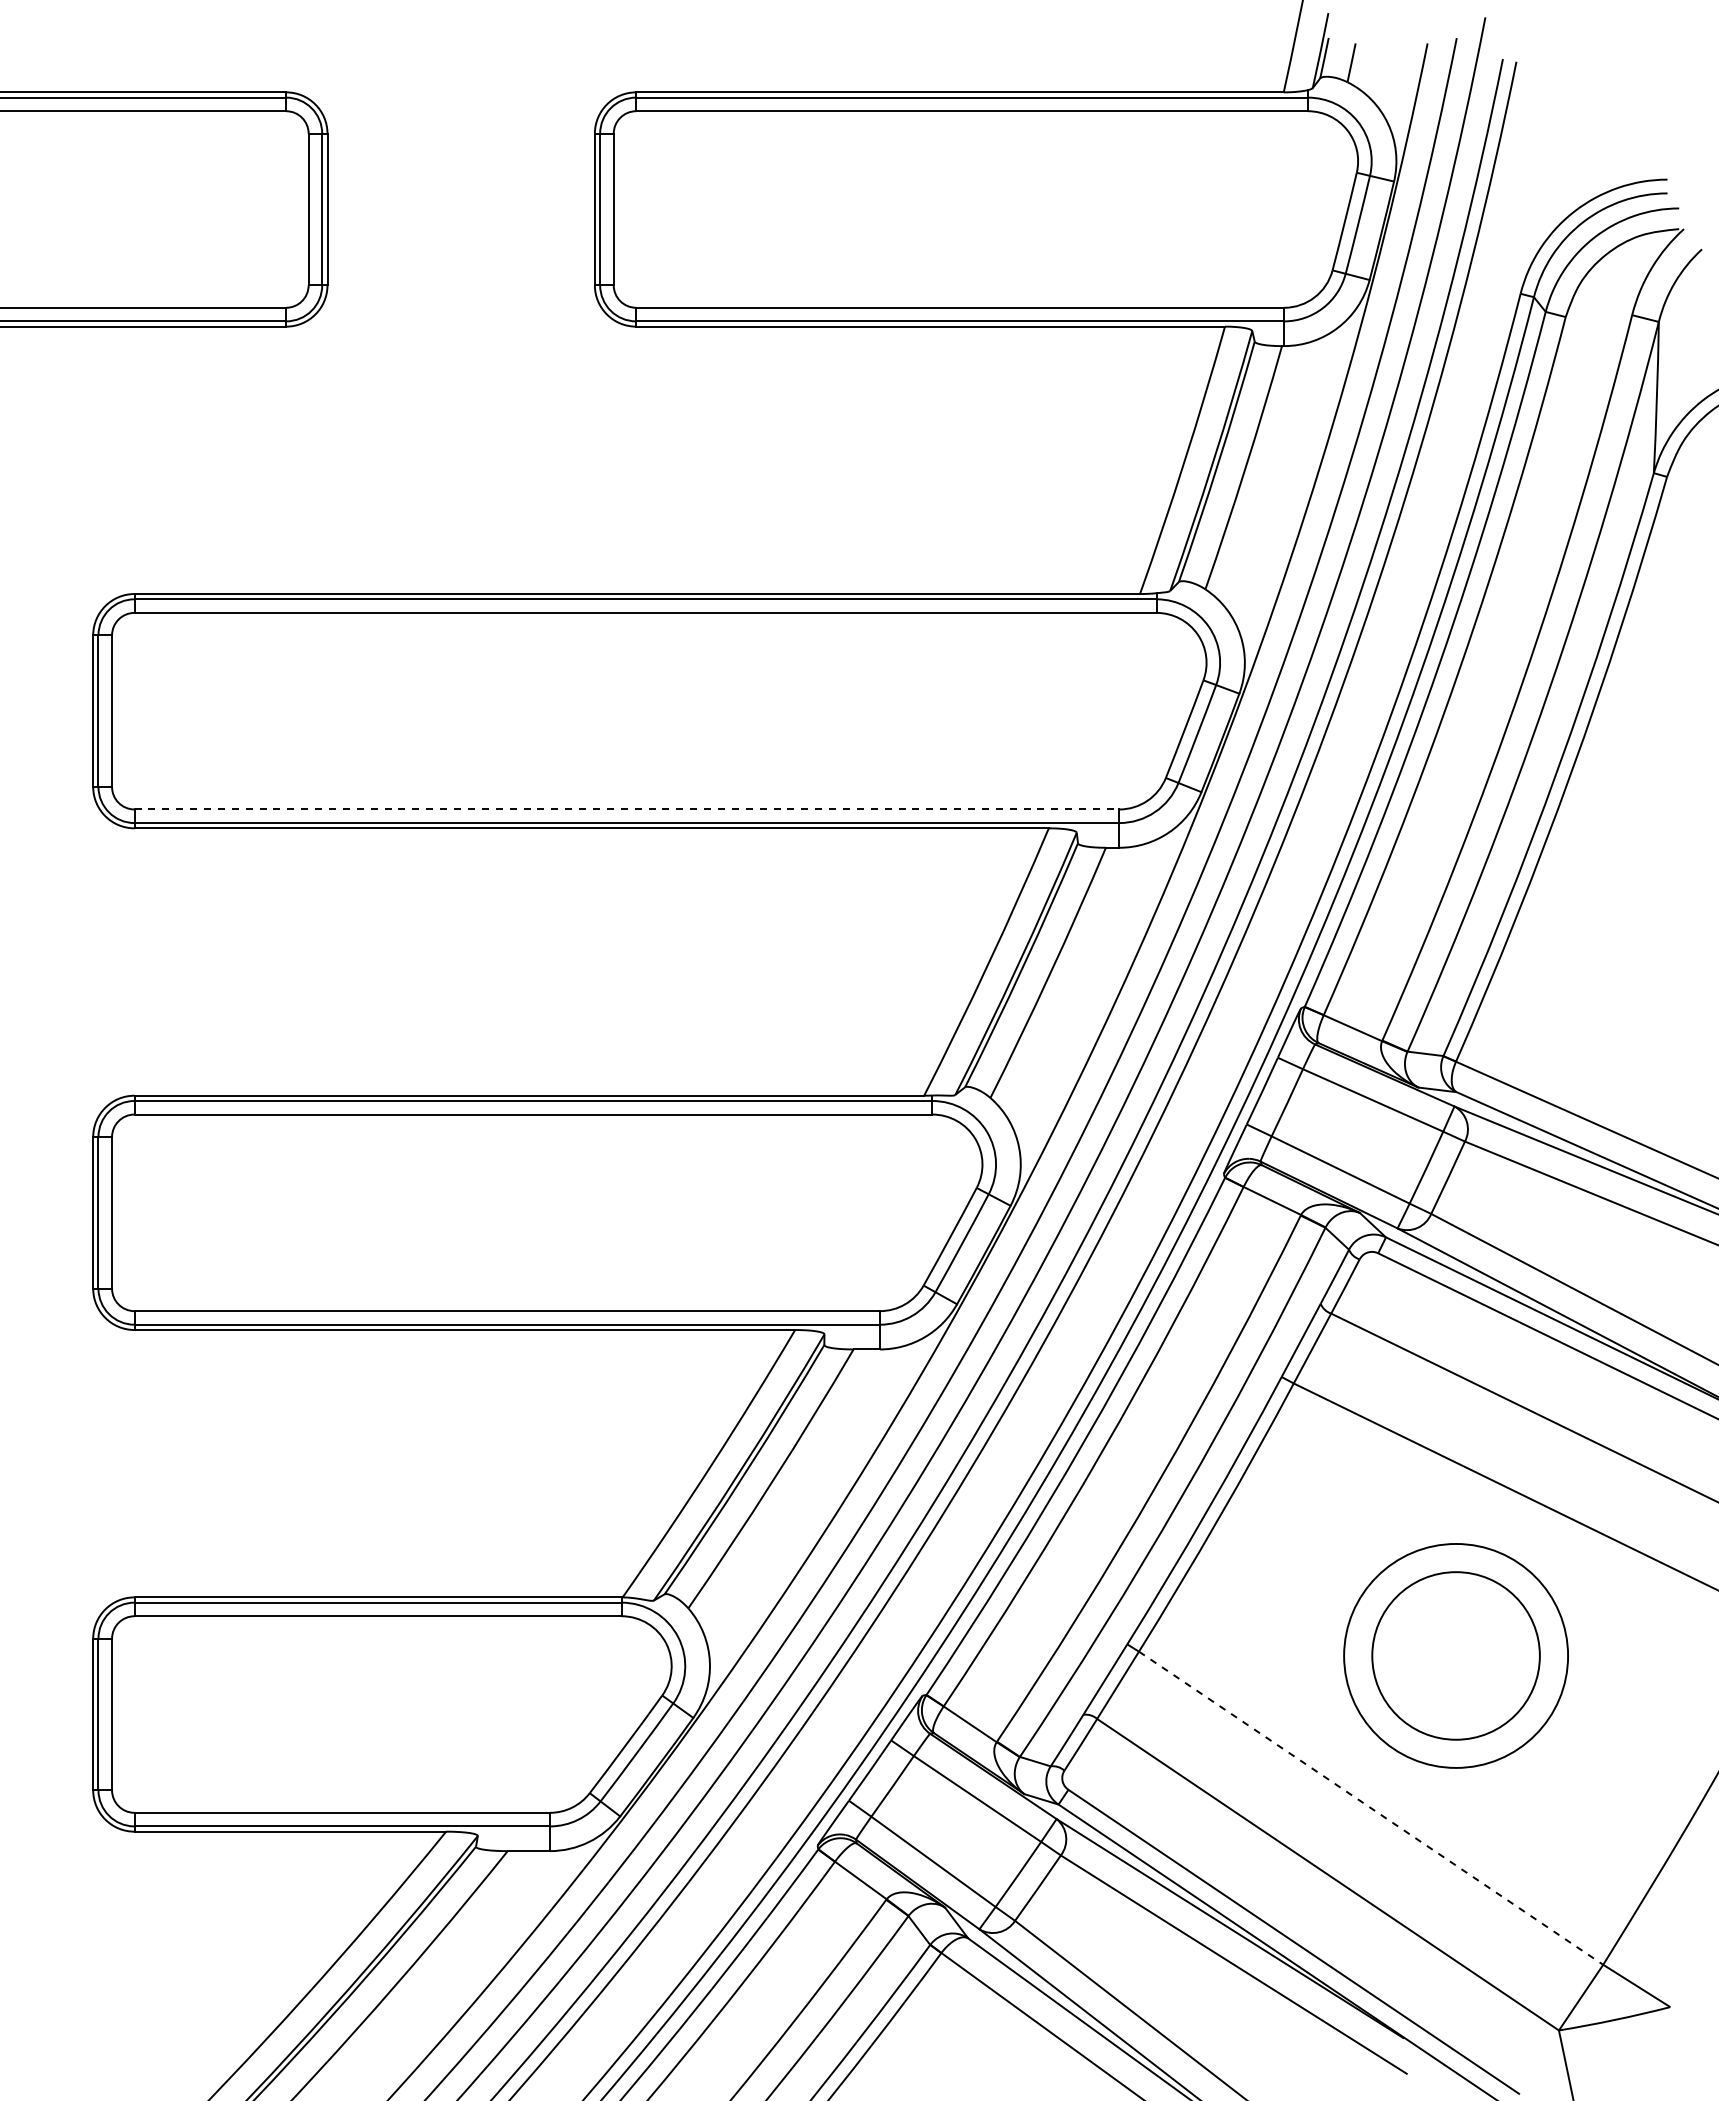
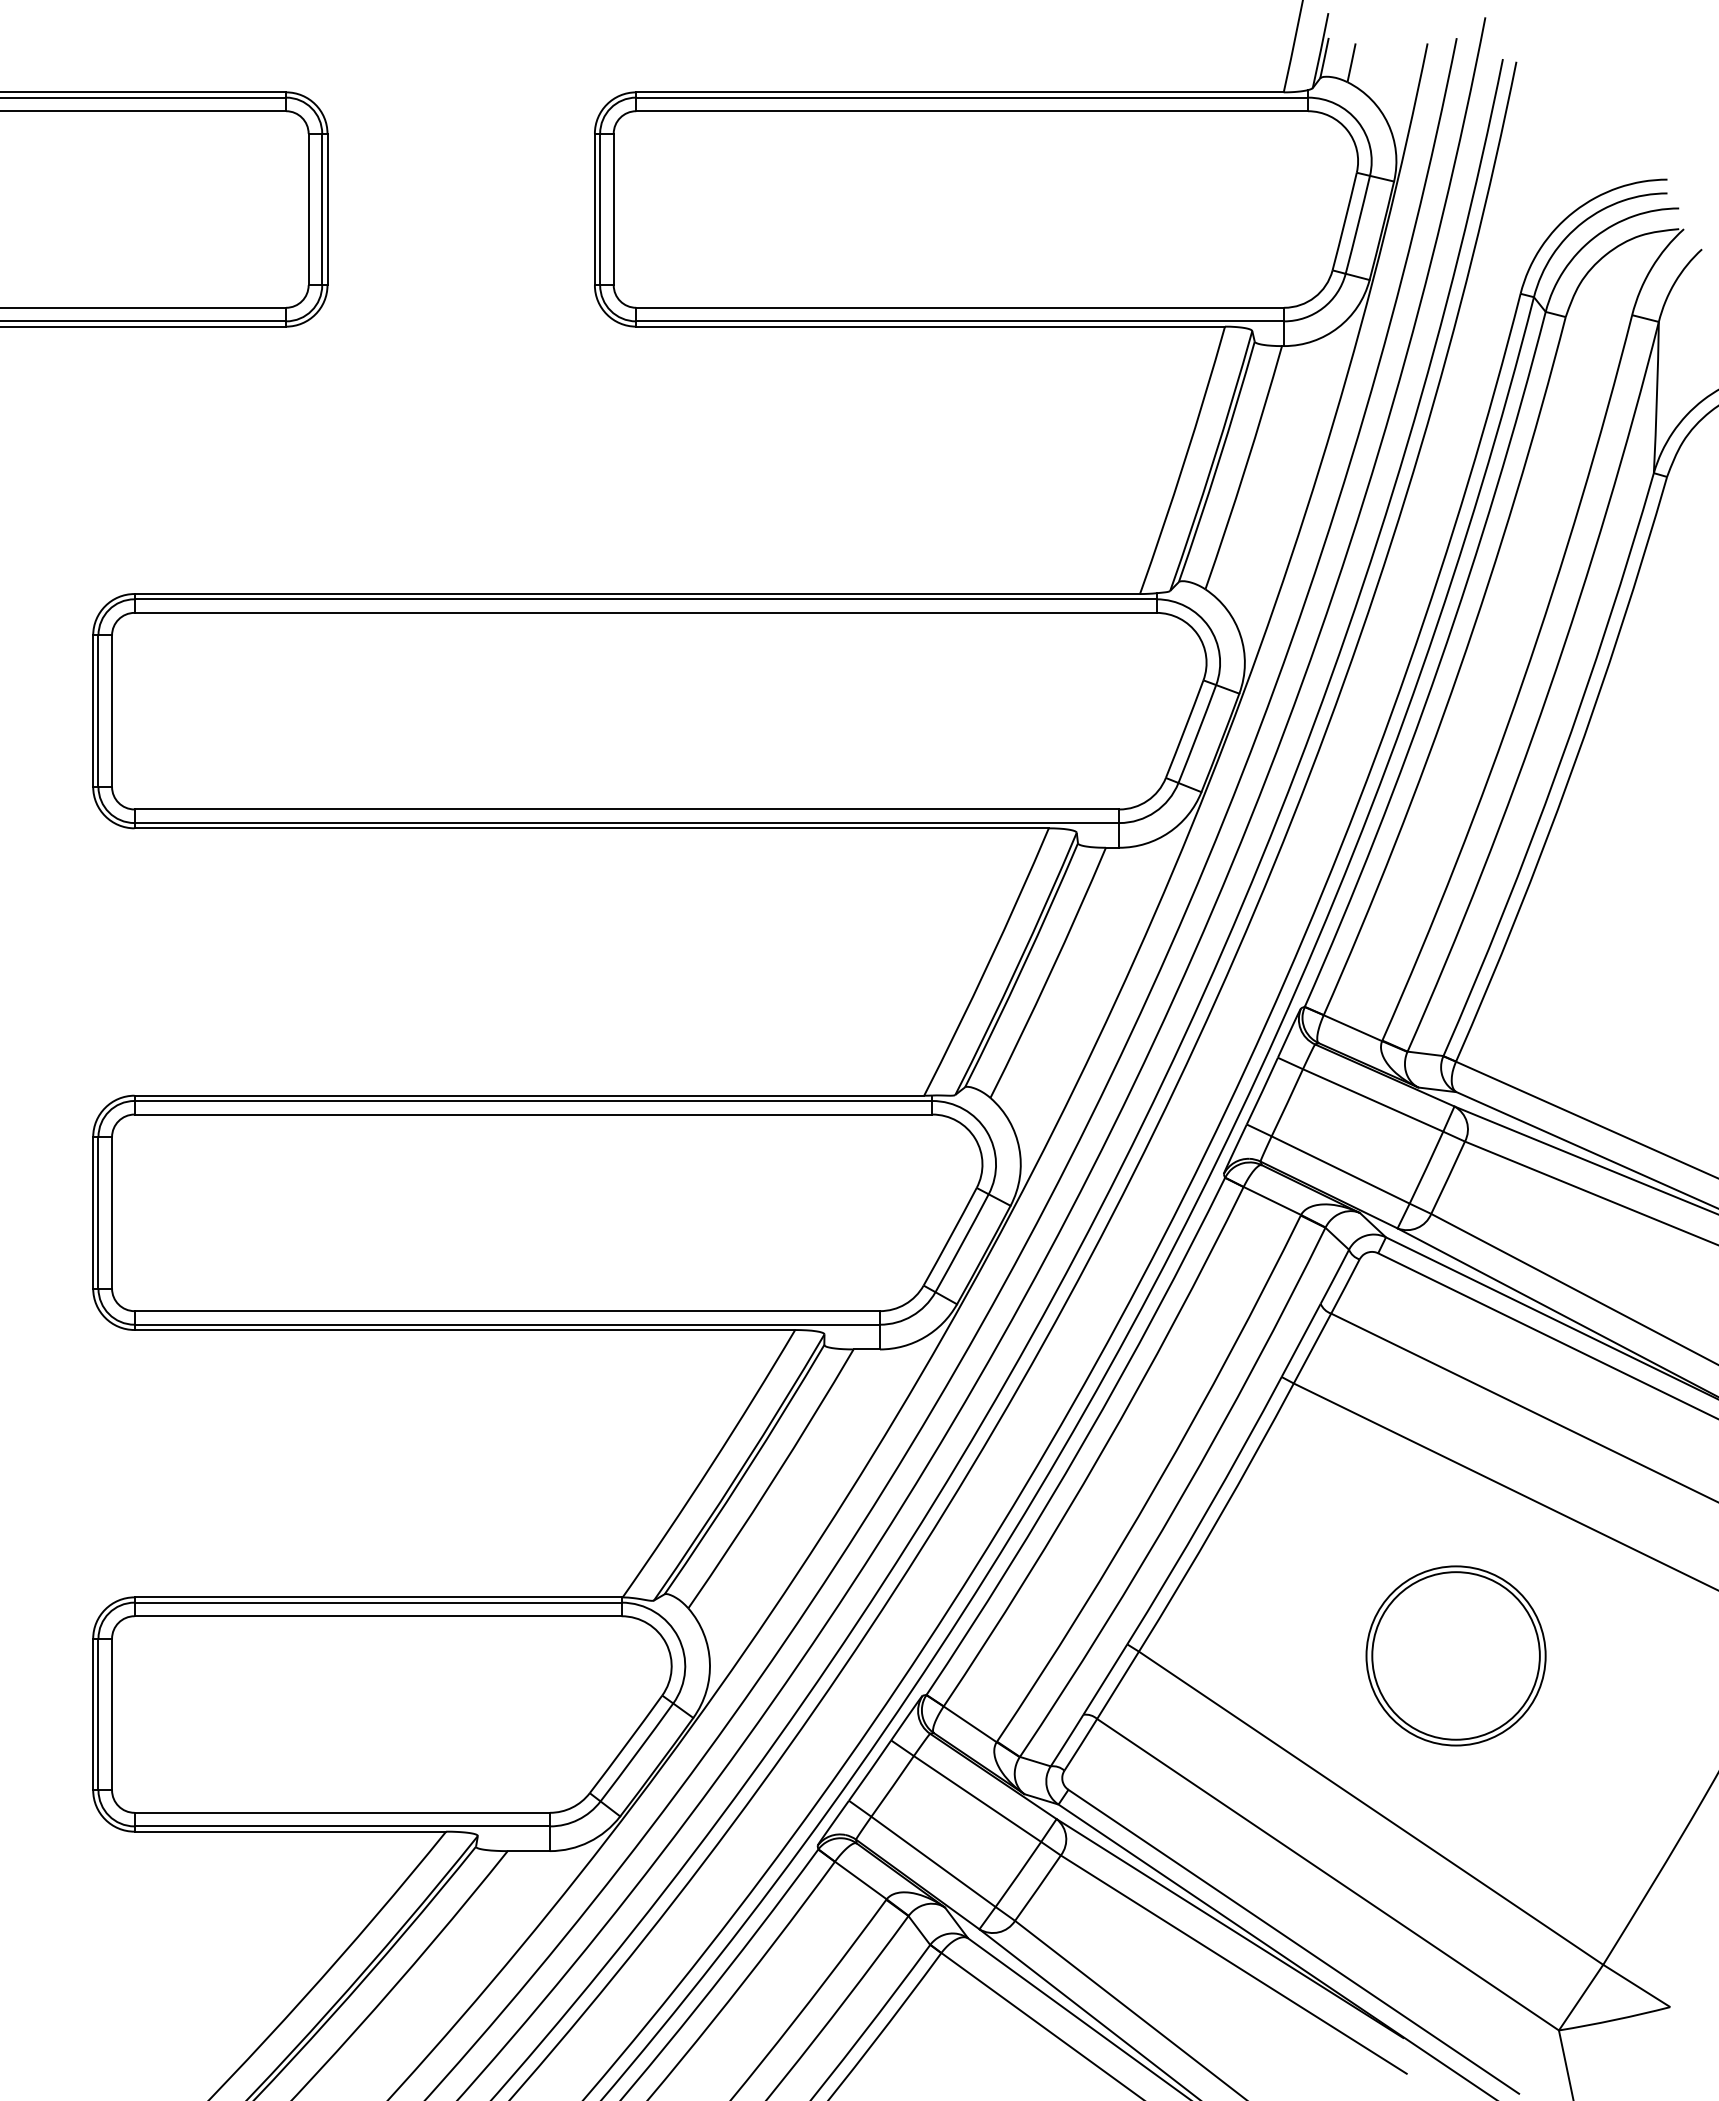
line: dashed -> solid (627, 809)
circle diameter: 224 px -> 179 px (1455, 1655)
line: dashed -> solid (1371, 1808)
